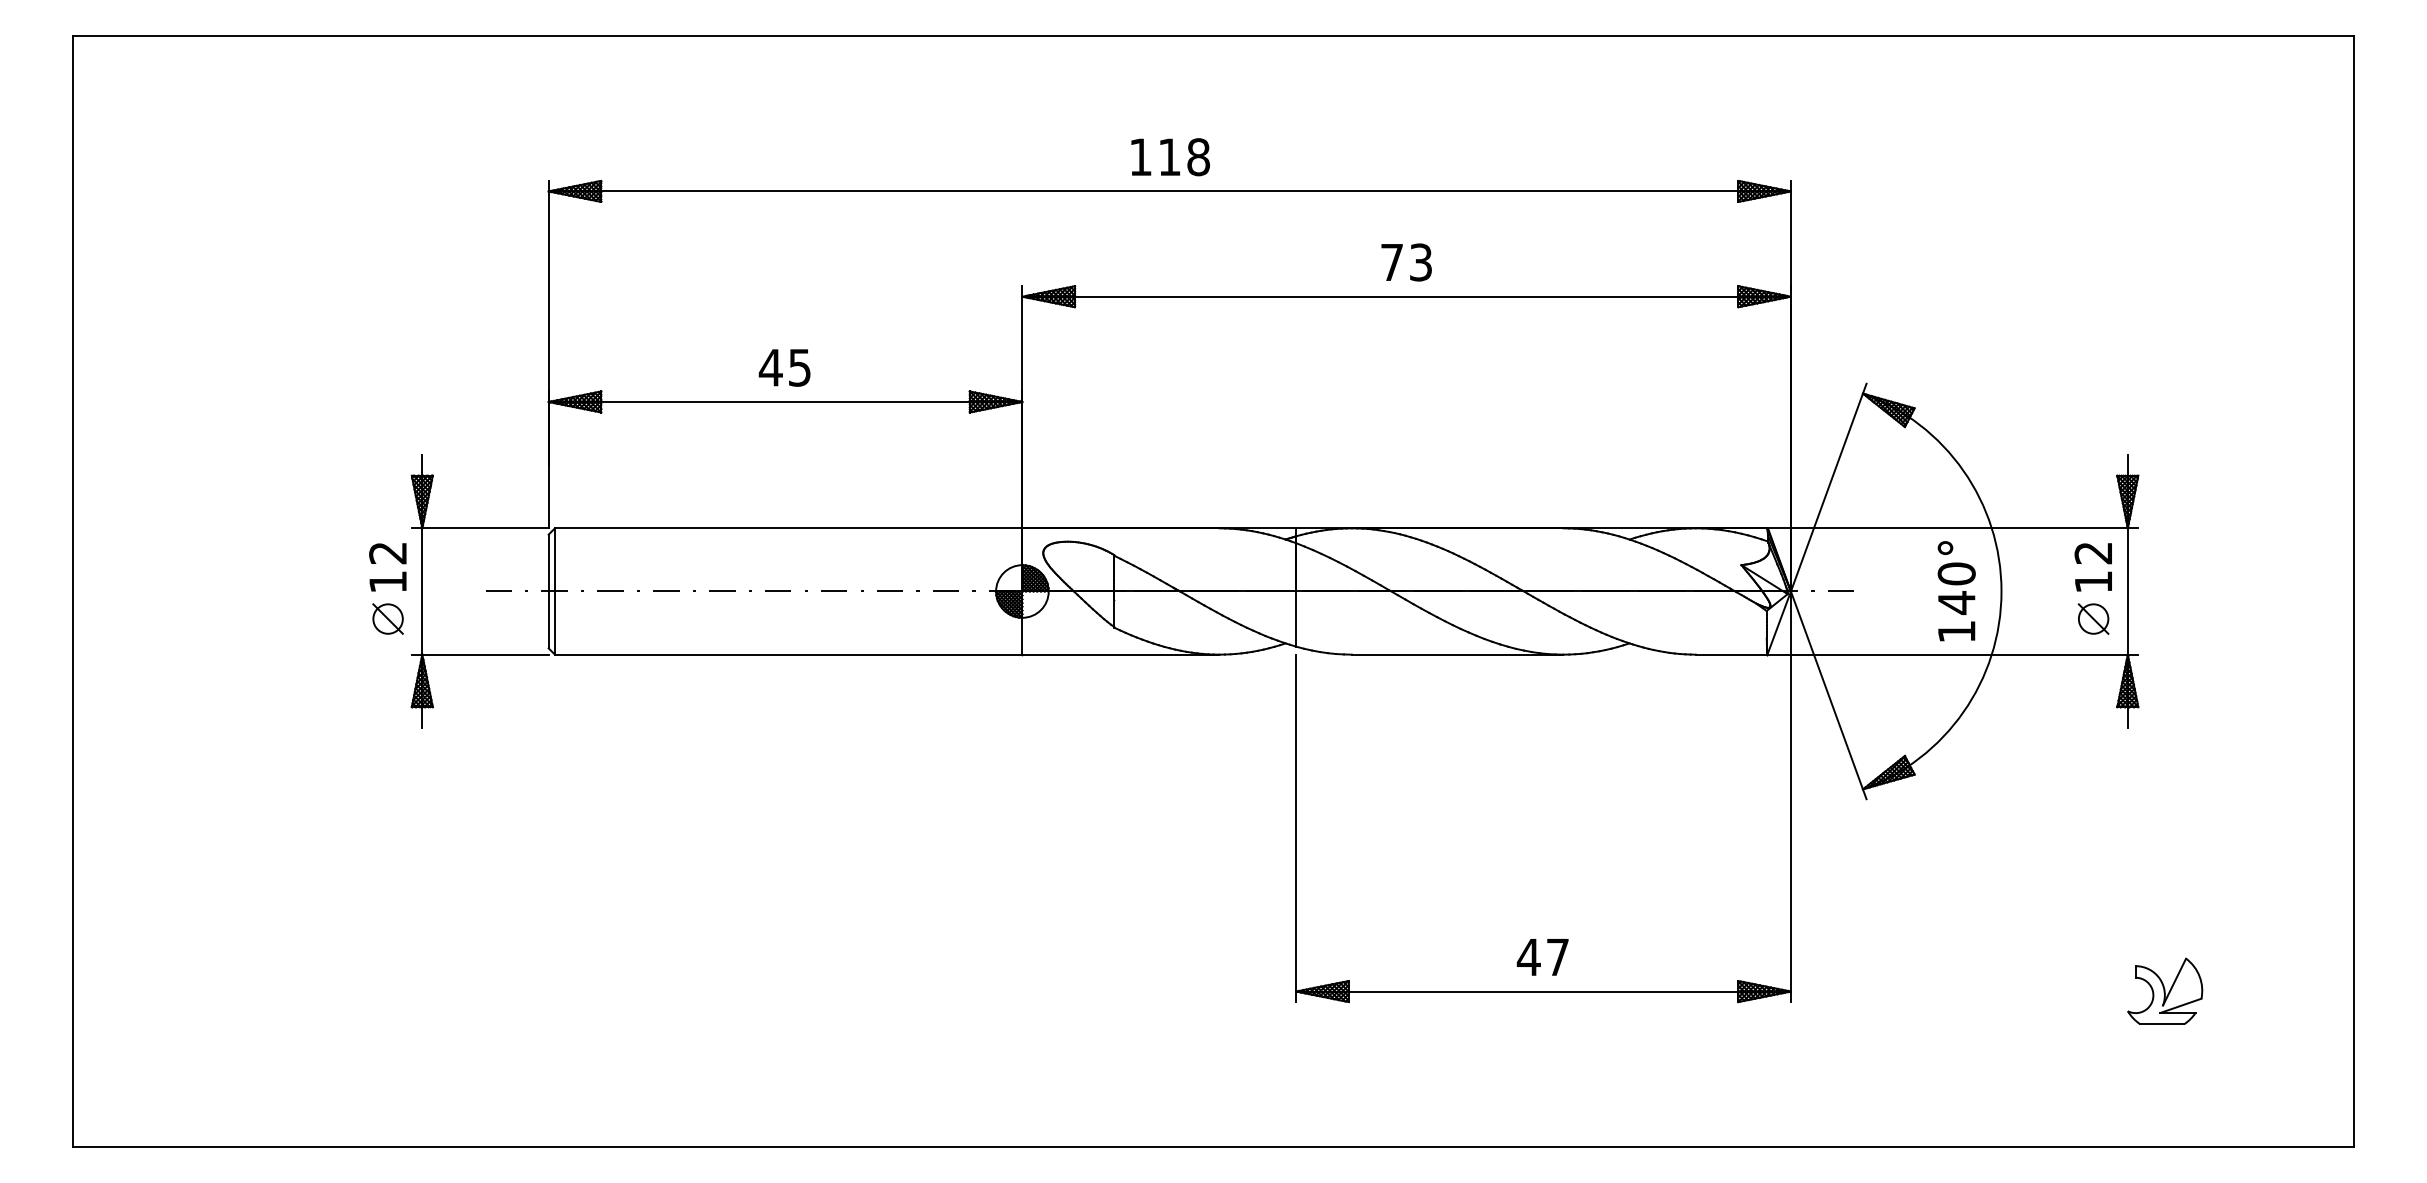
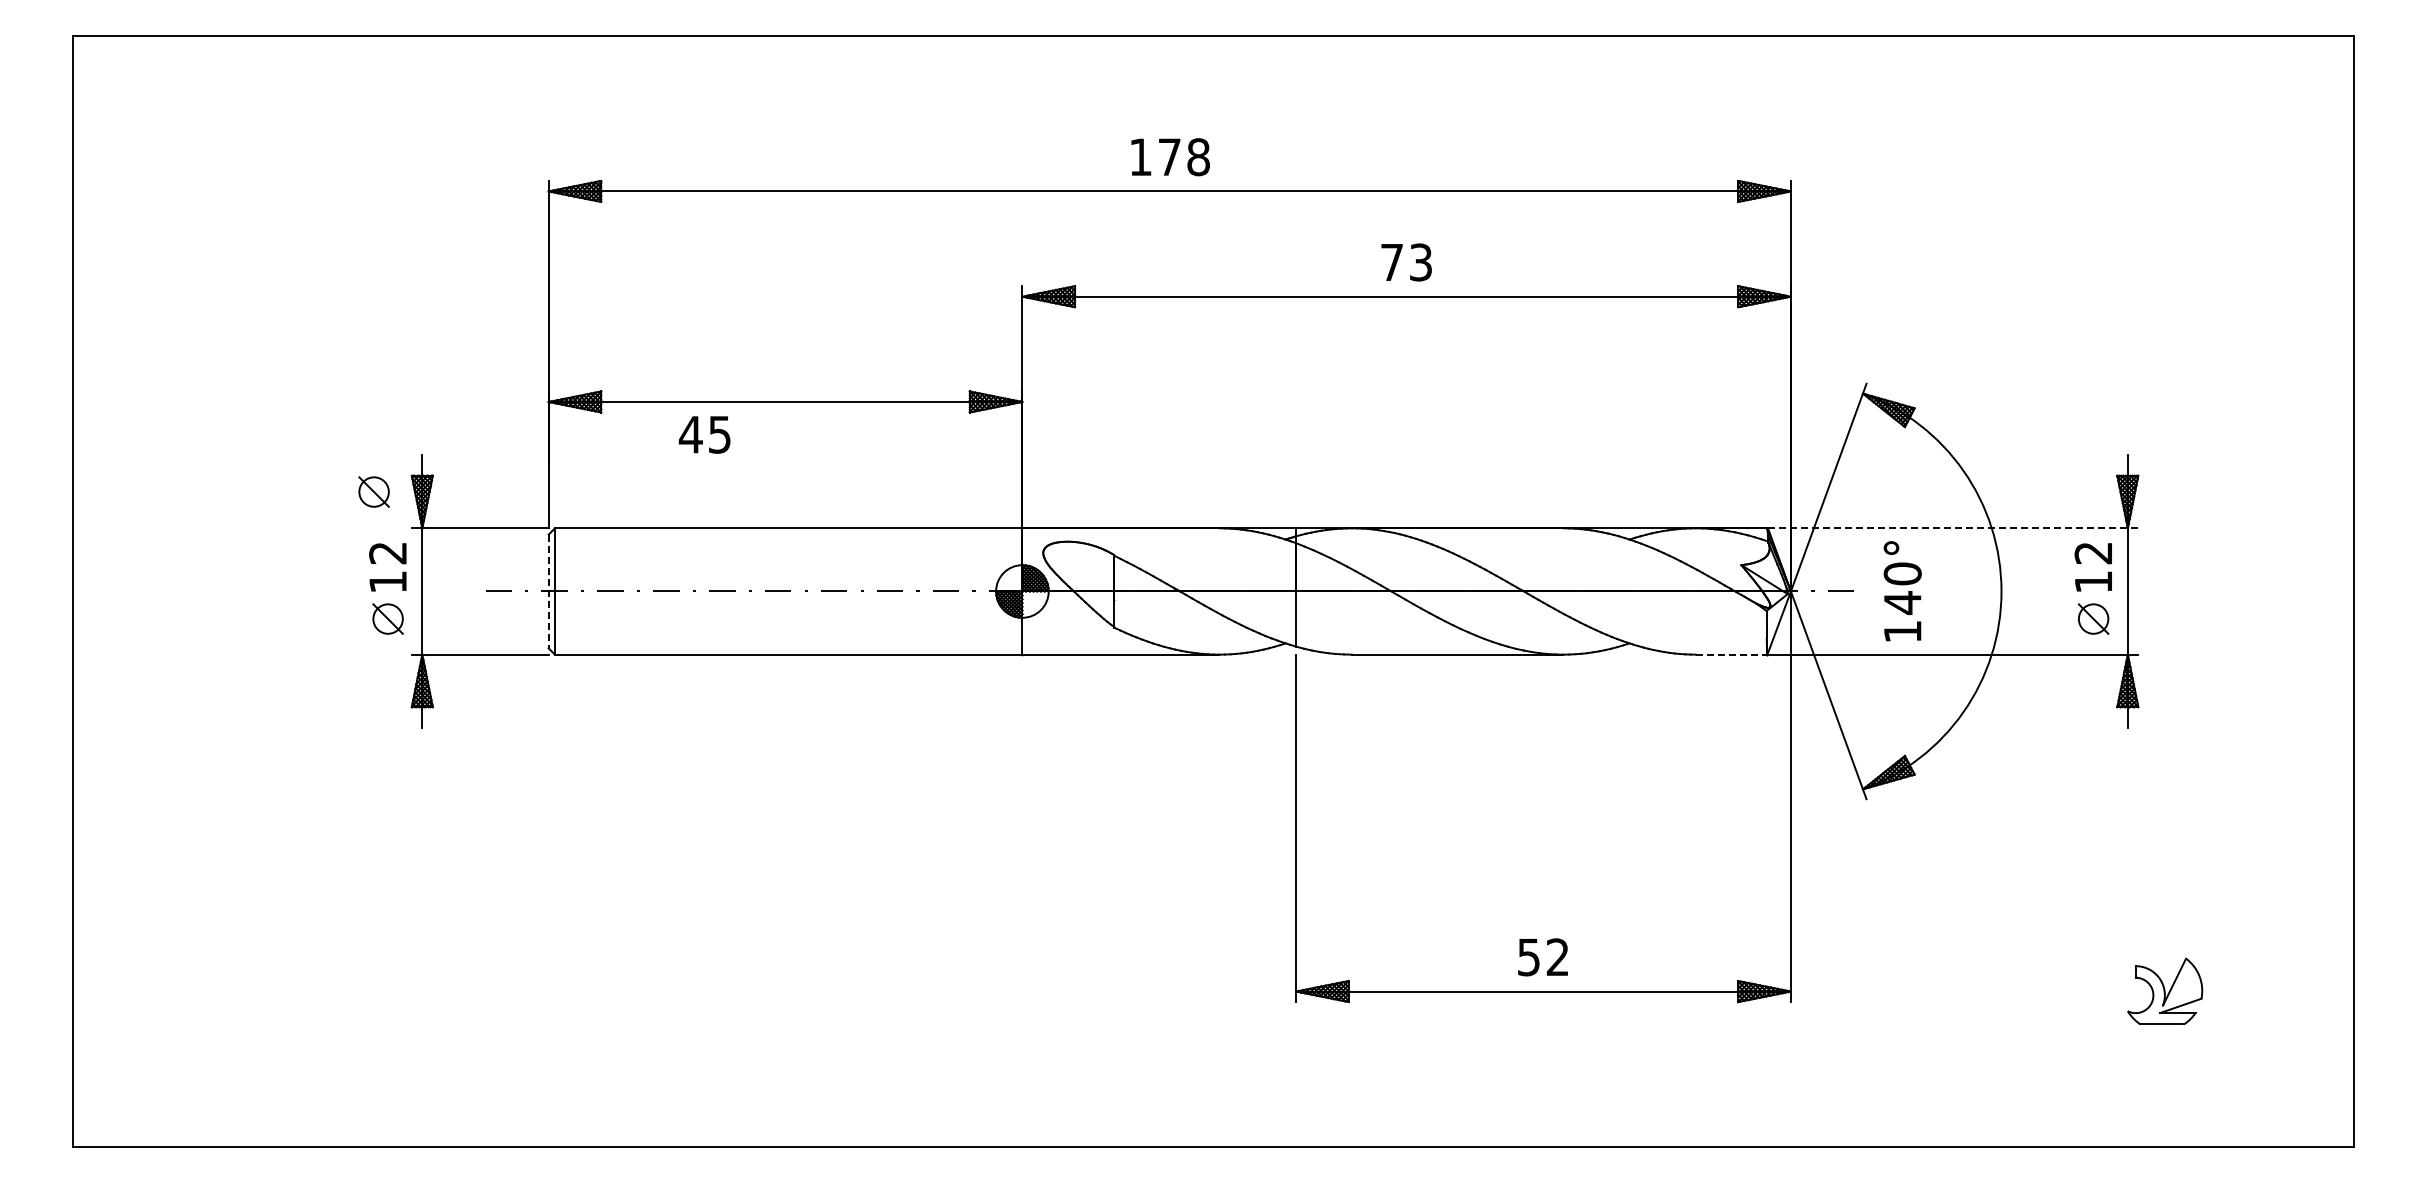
text: 118 -> 178 (1169, 156)
text position: (784, 367) -> (704, 434) (704, 434)
part: none -> present (373, 491)
line: solid -> dashed (1952, 528)
line: solid -> dashed (548, 591)
text position: (1956, 591) -> (1902, 591) (1902, 591)
line: solid -> dashed (1731, 654)
text: 47 -> 52 (1542, 957)
